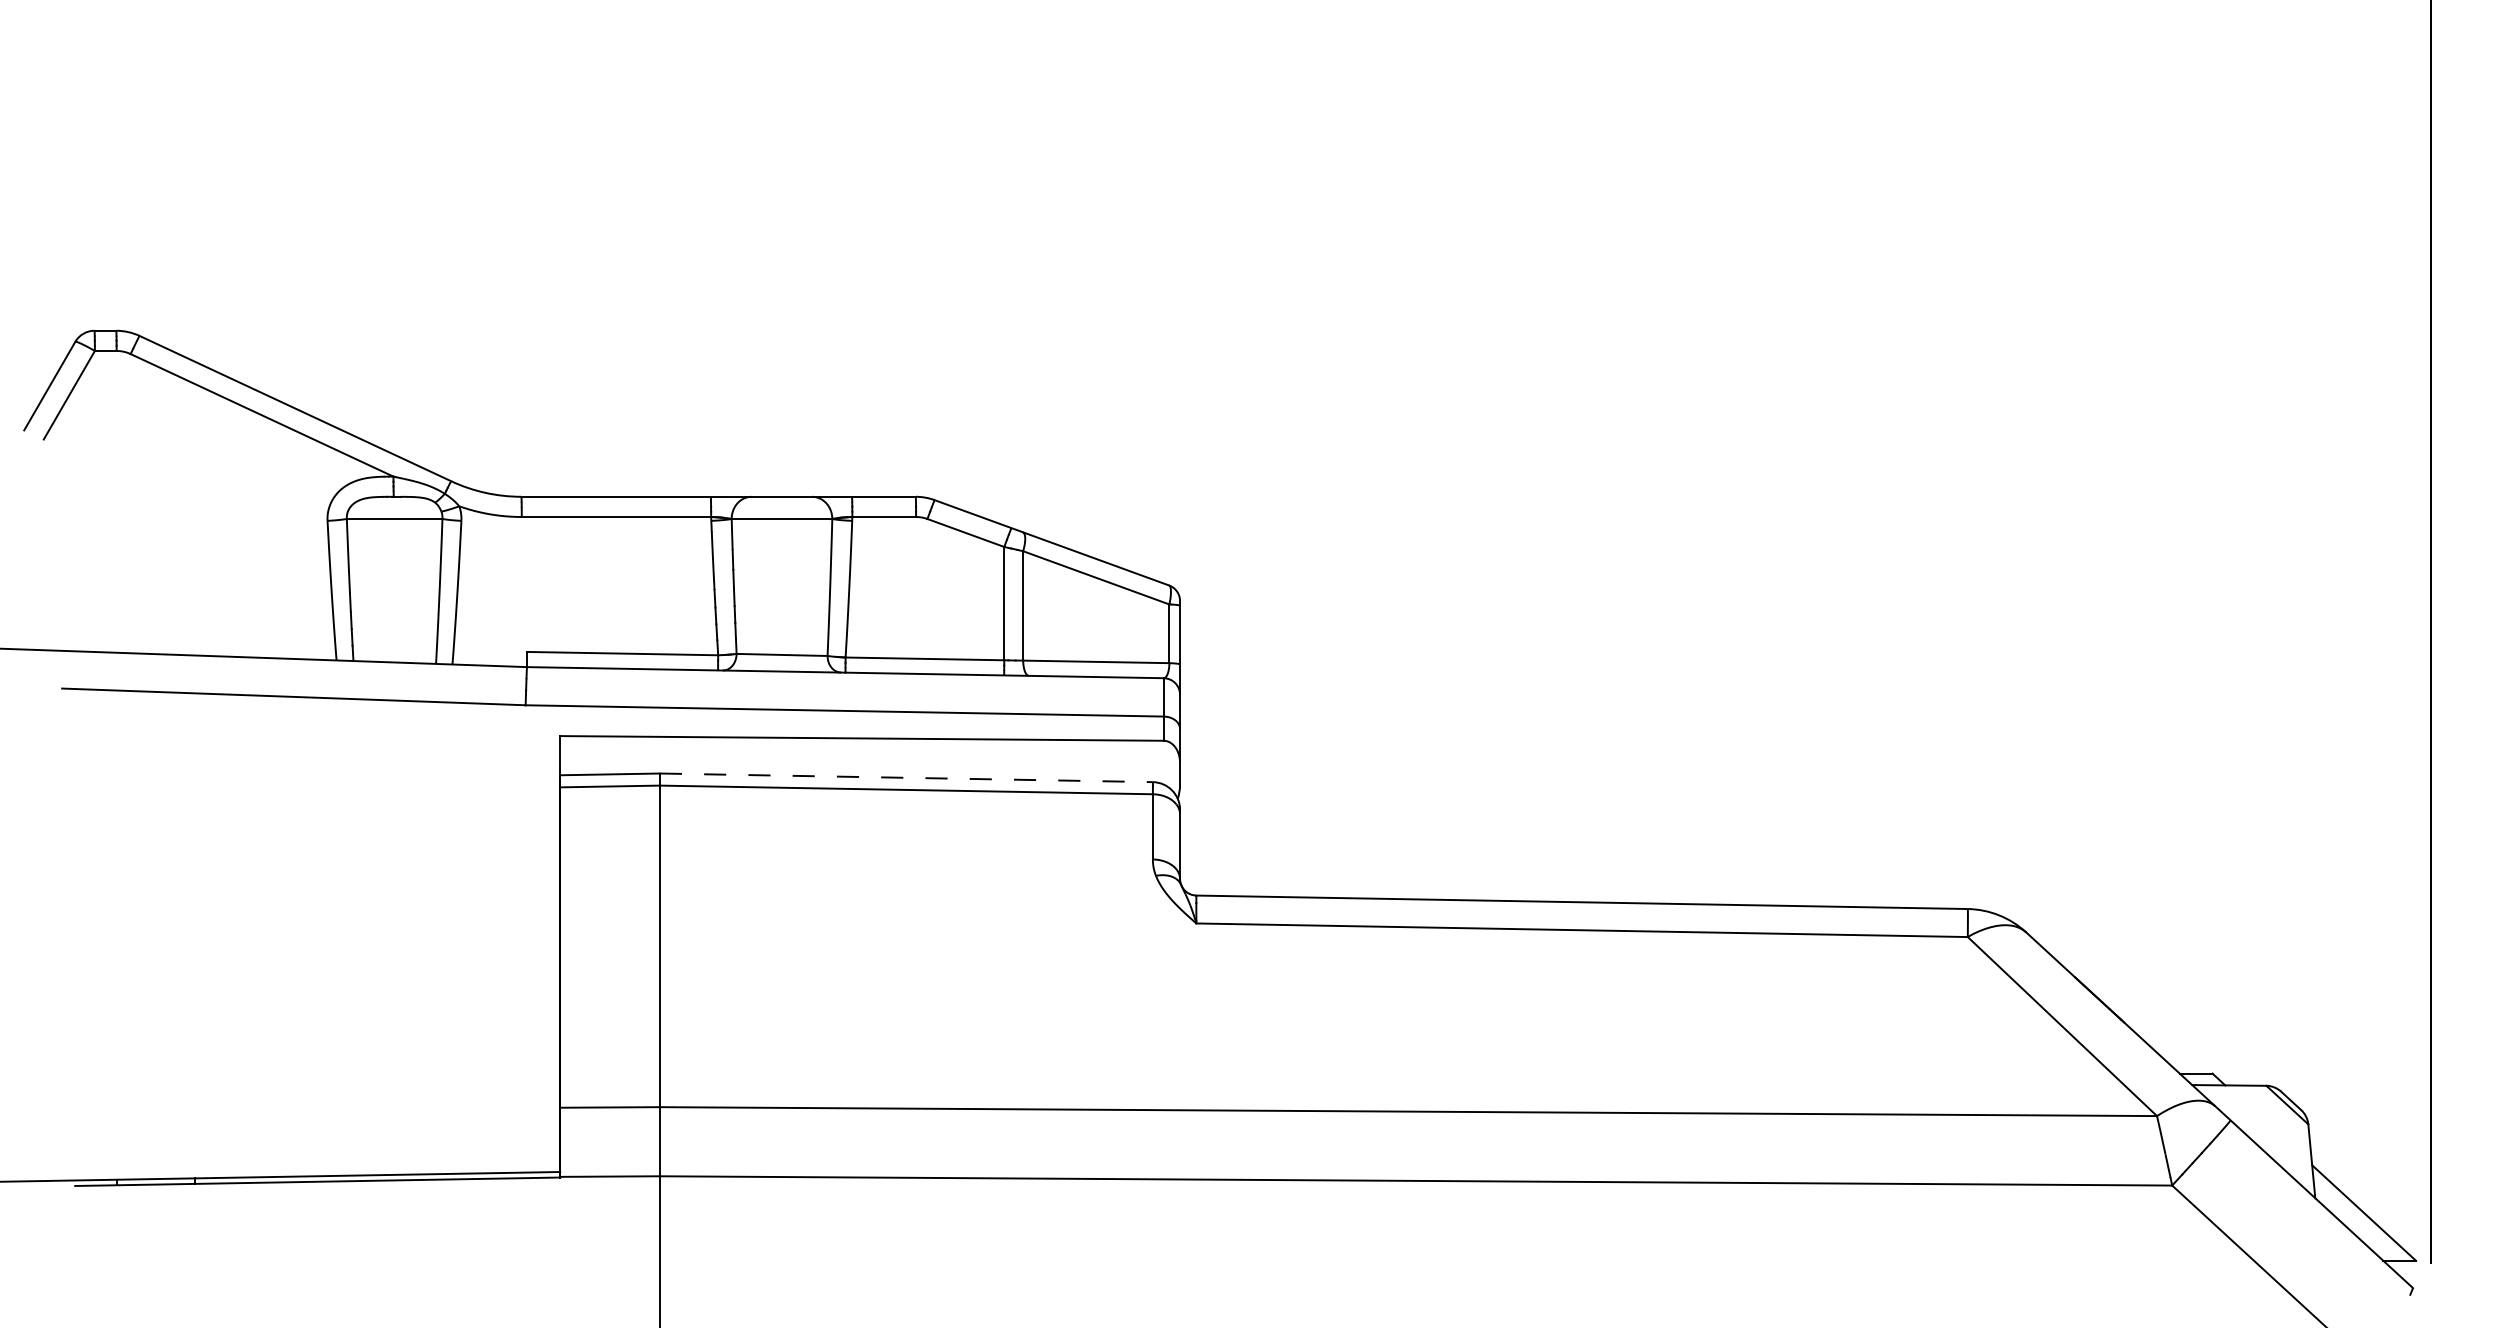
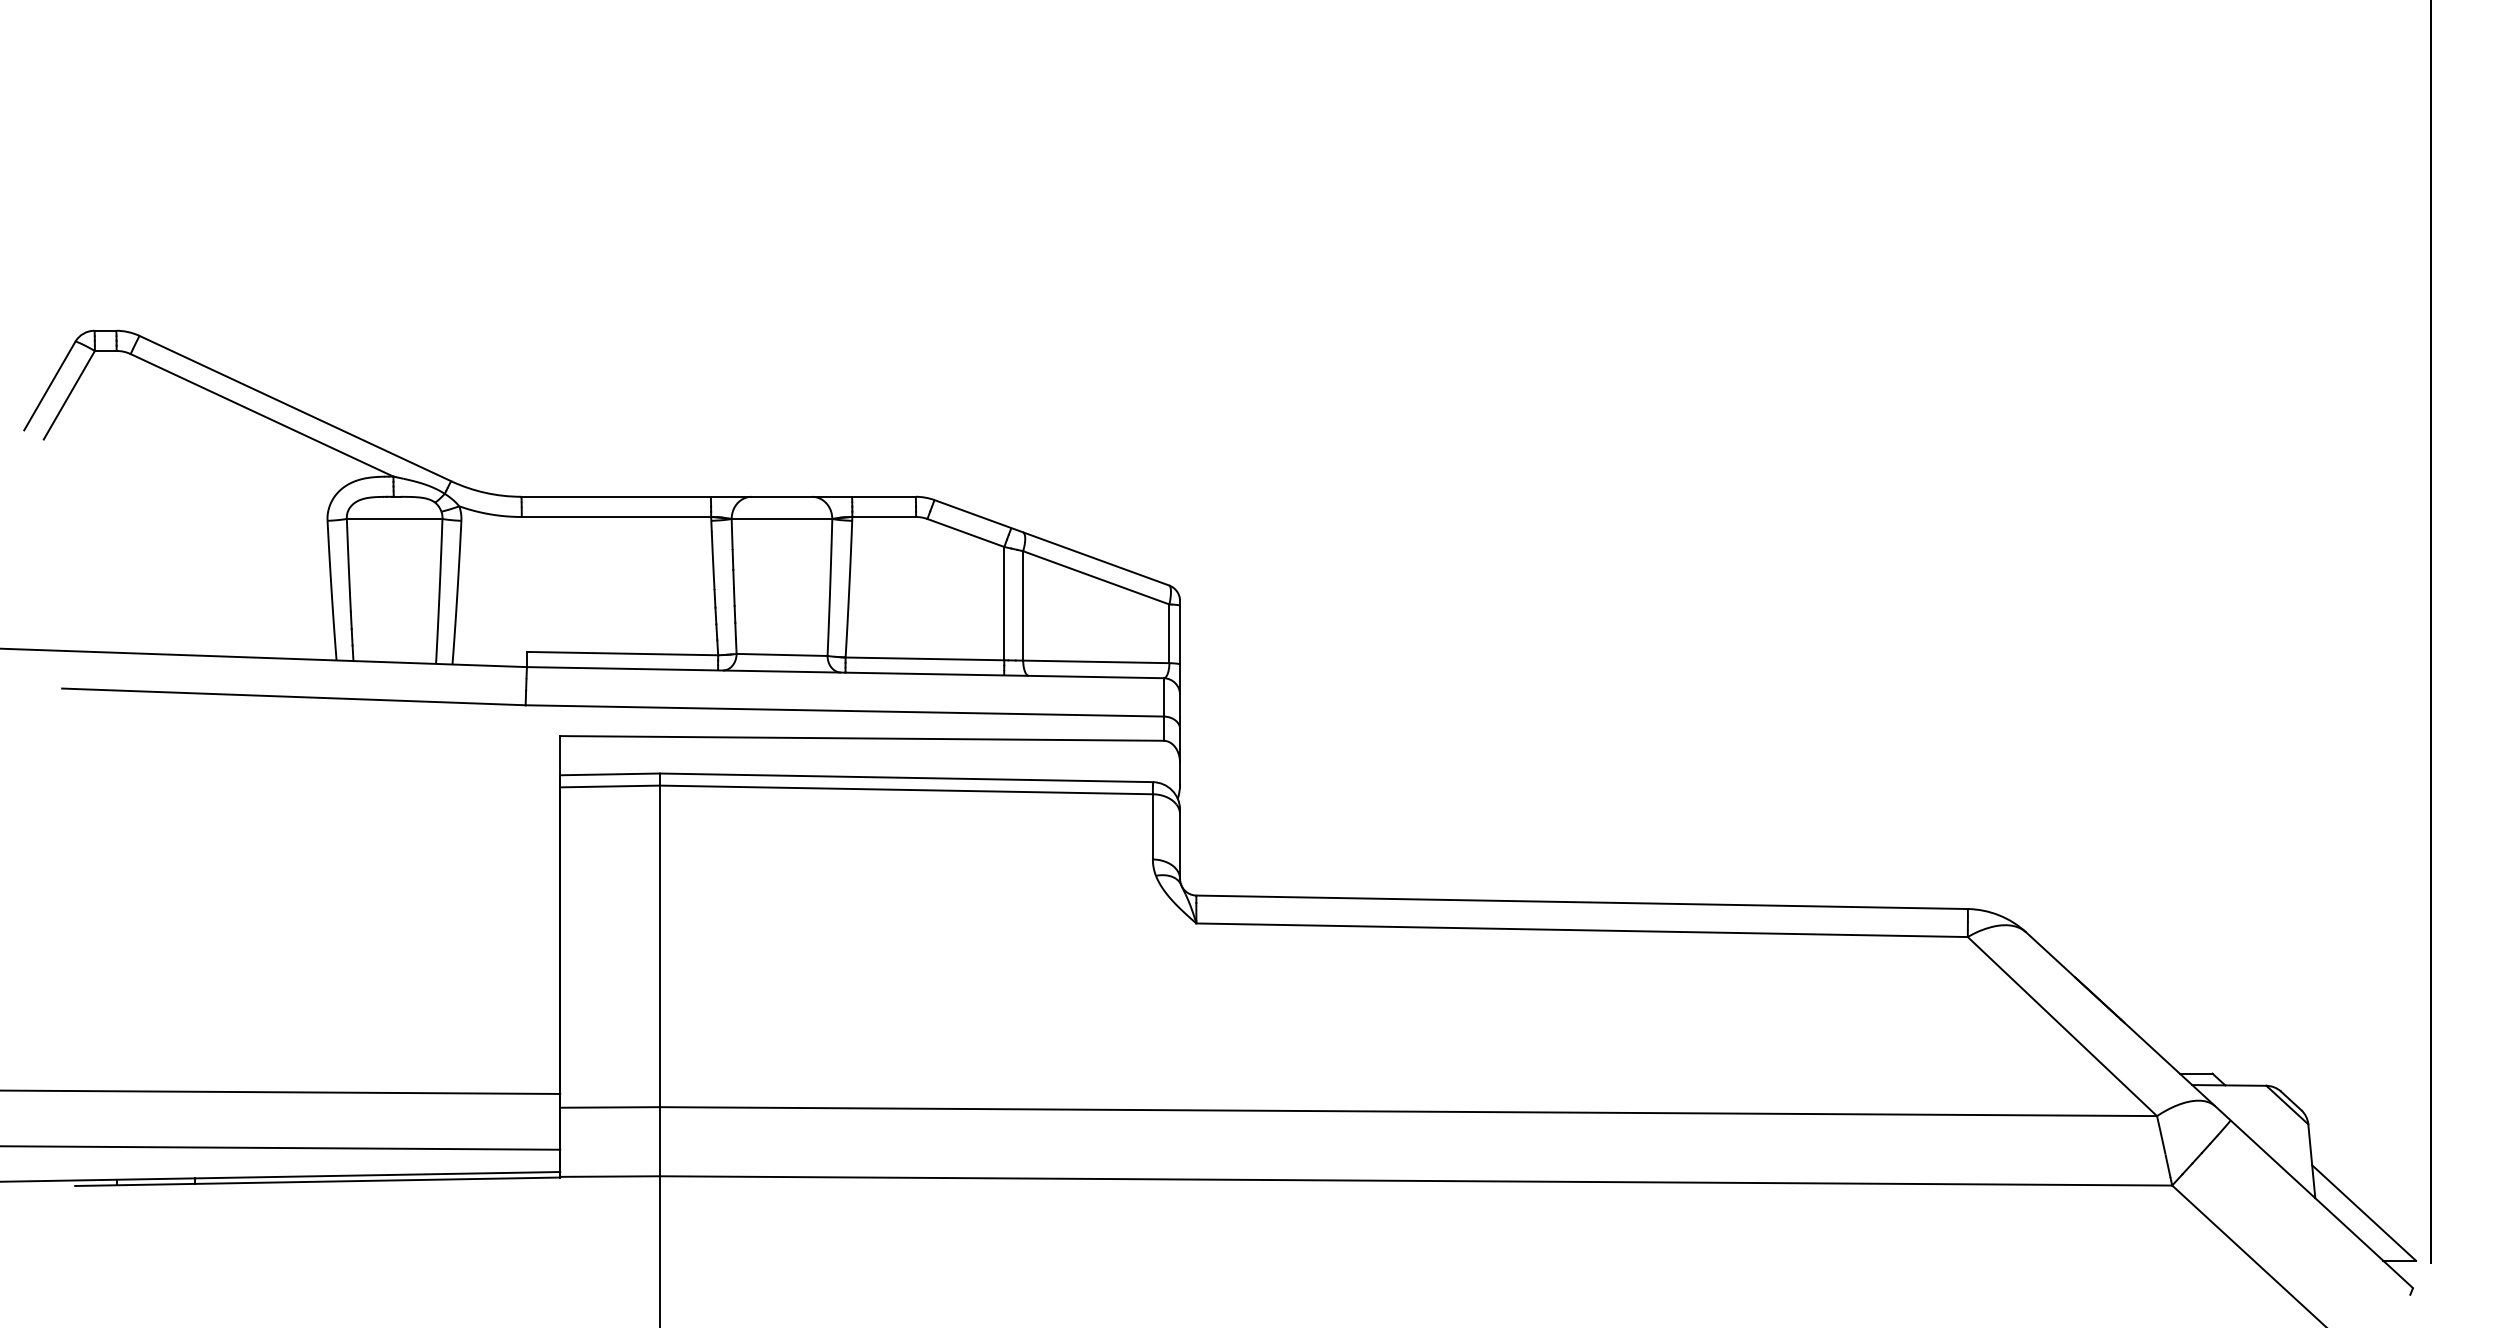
line: dashed -> solid (906, 777)
line: none -> present (281, 1091)
line: none -> present (281, 1147)
